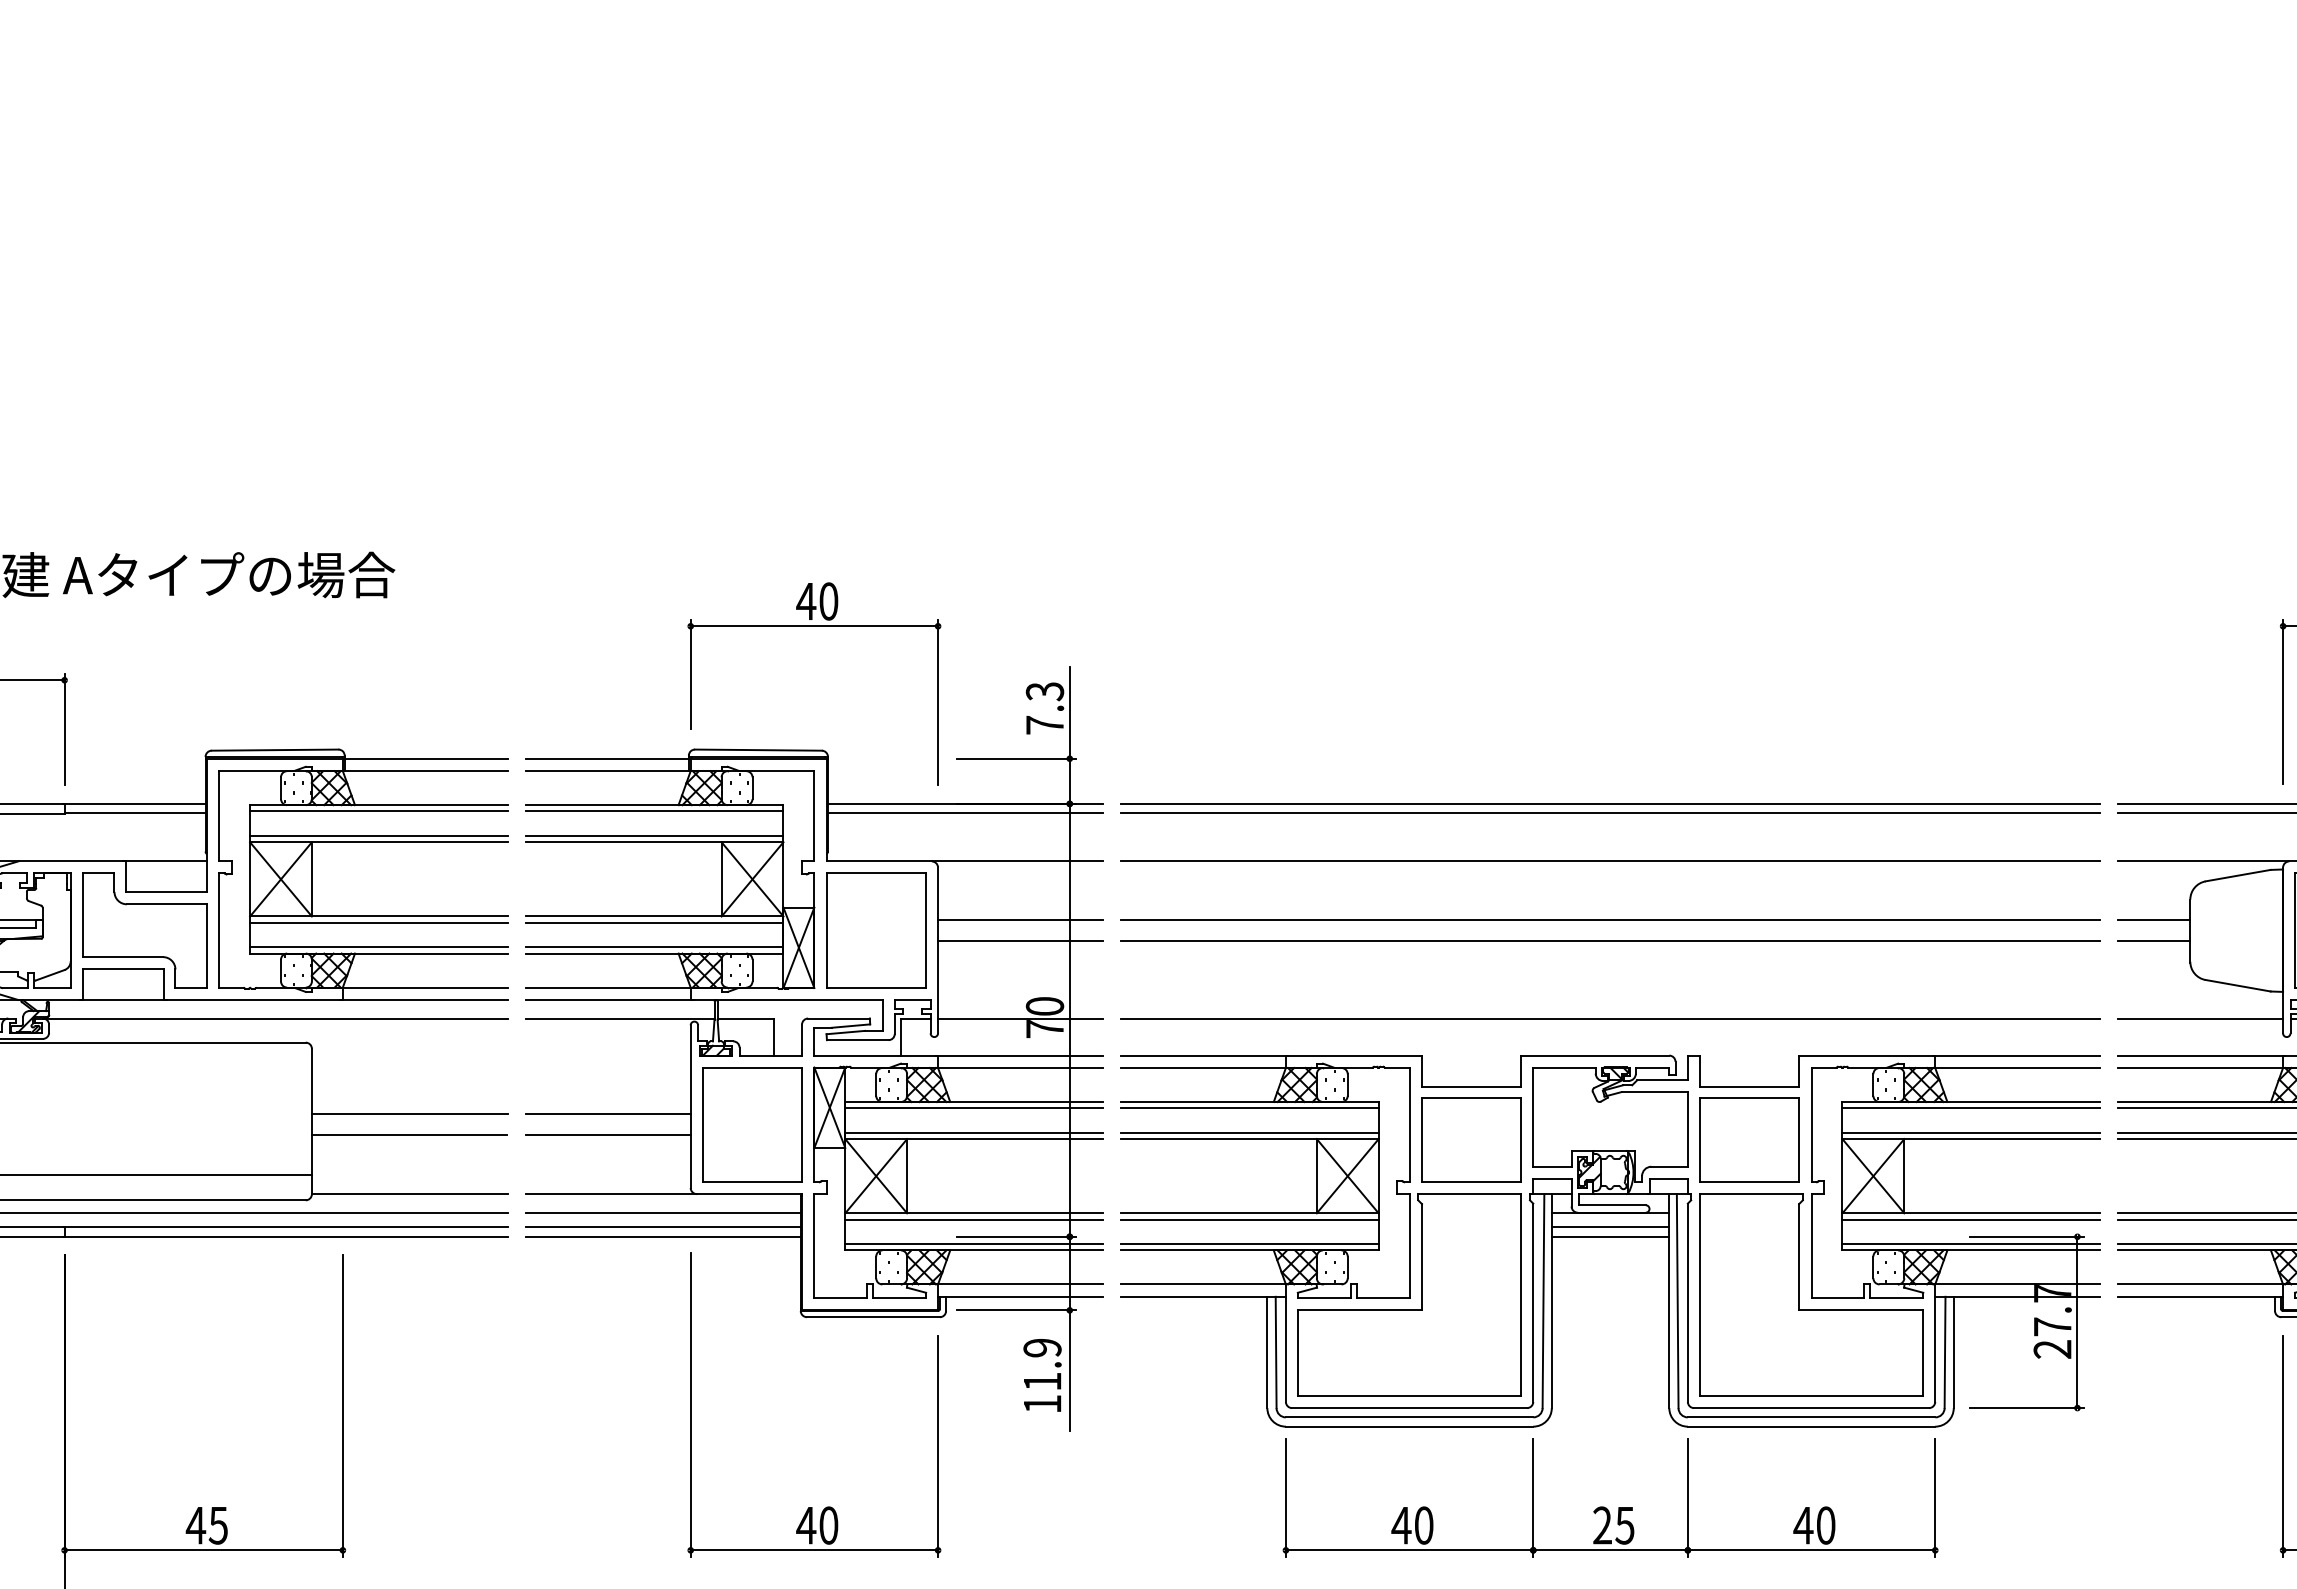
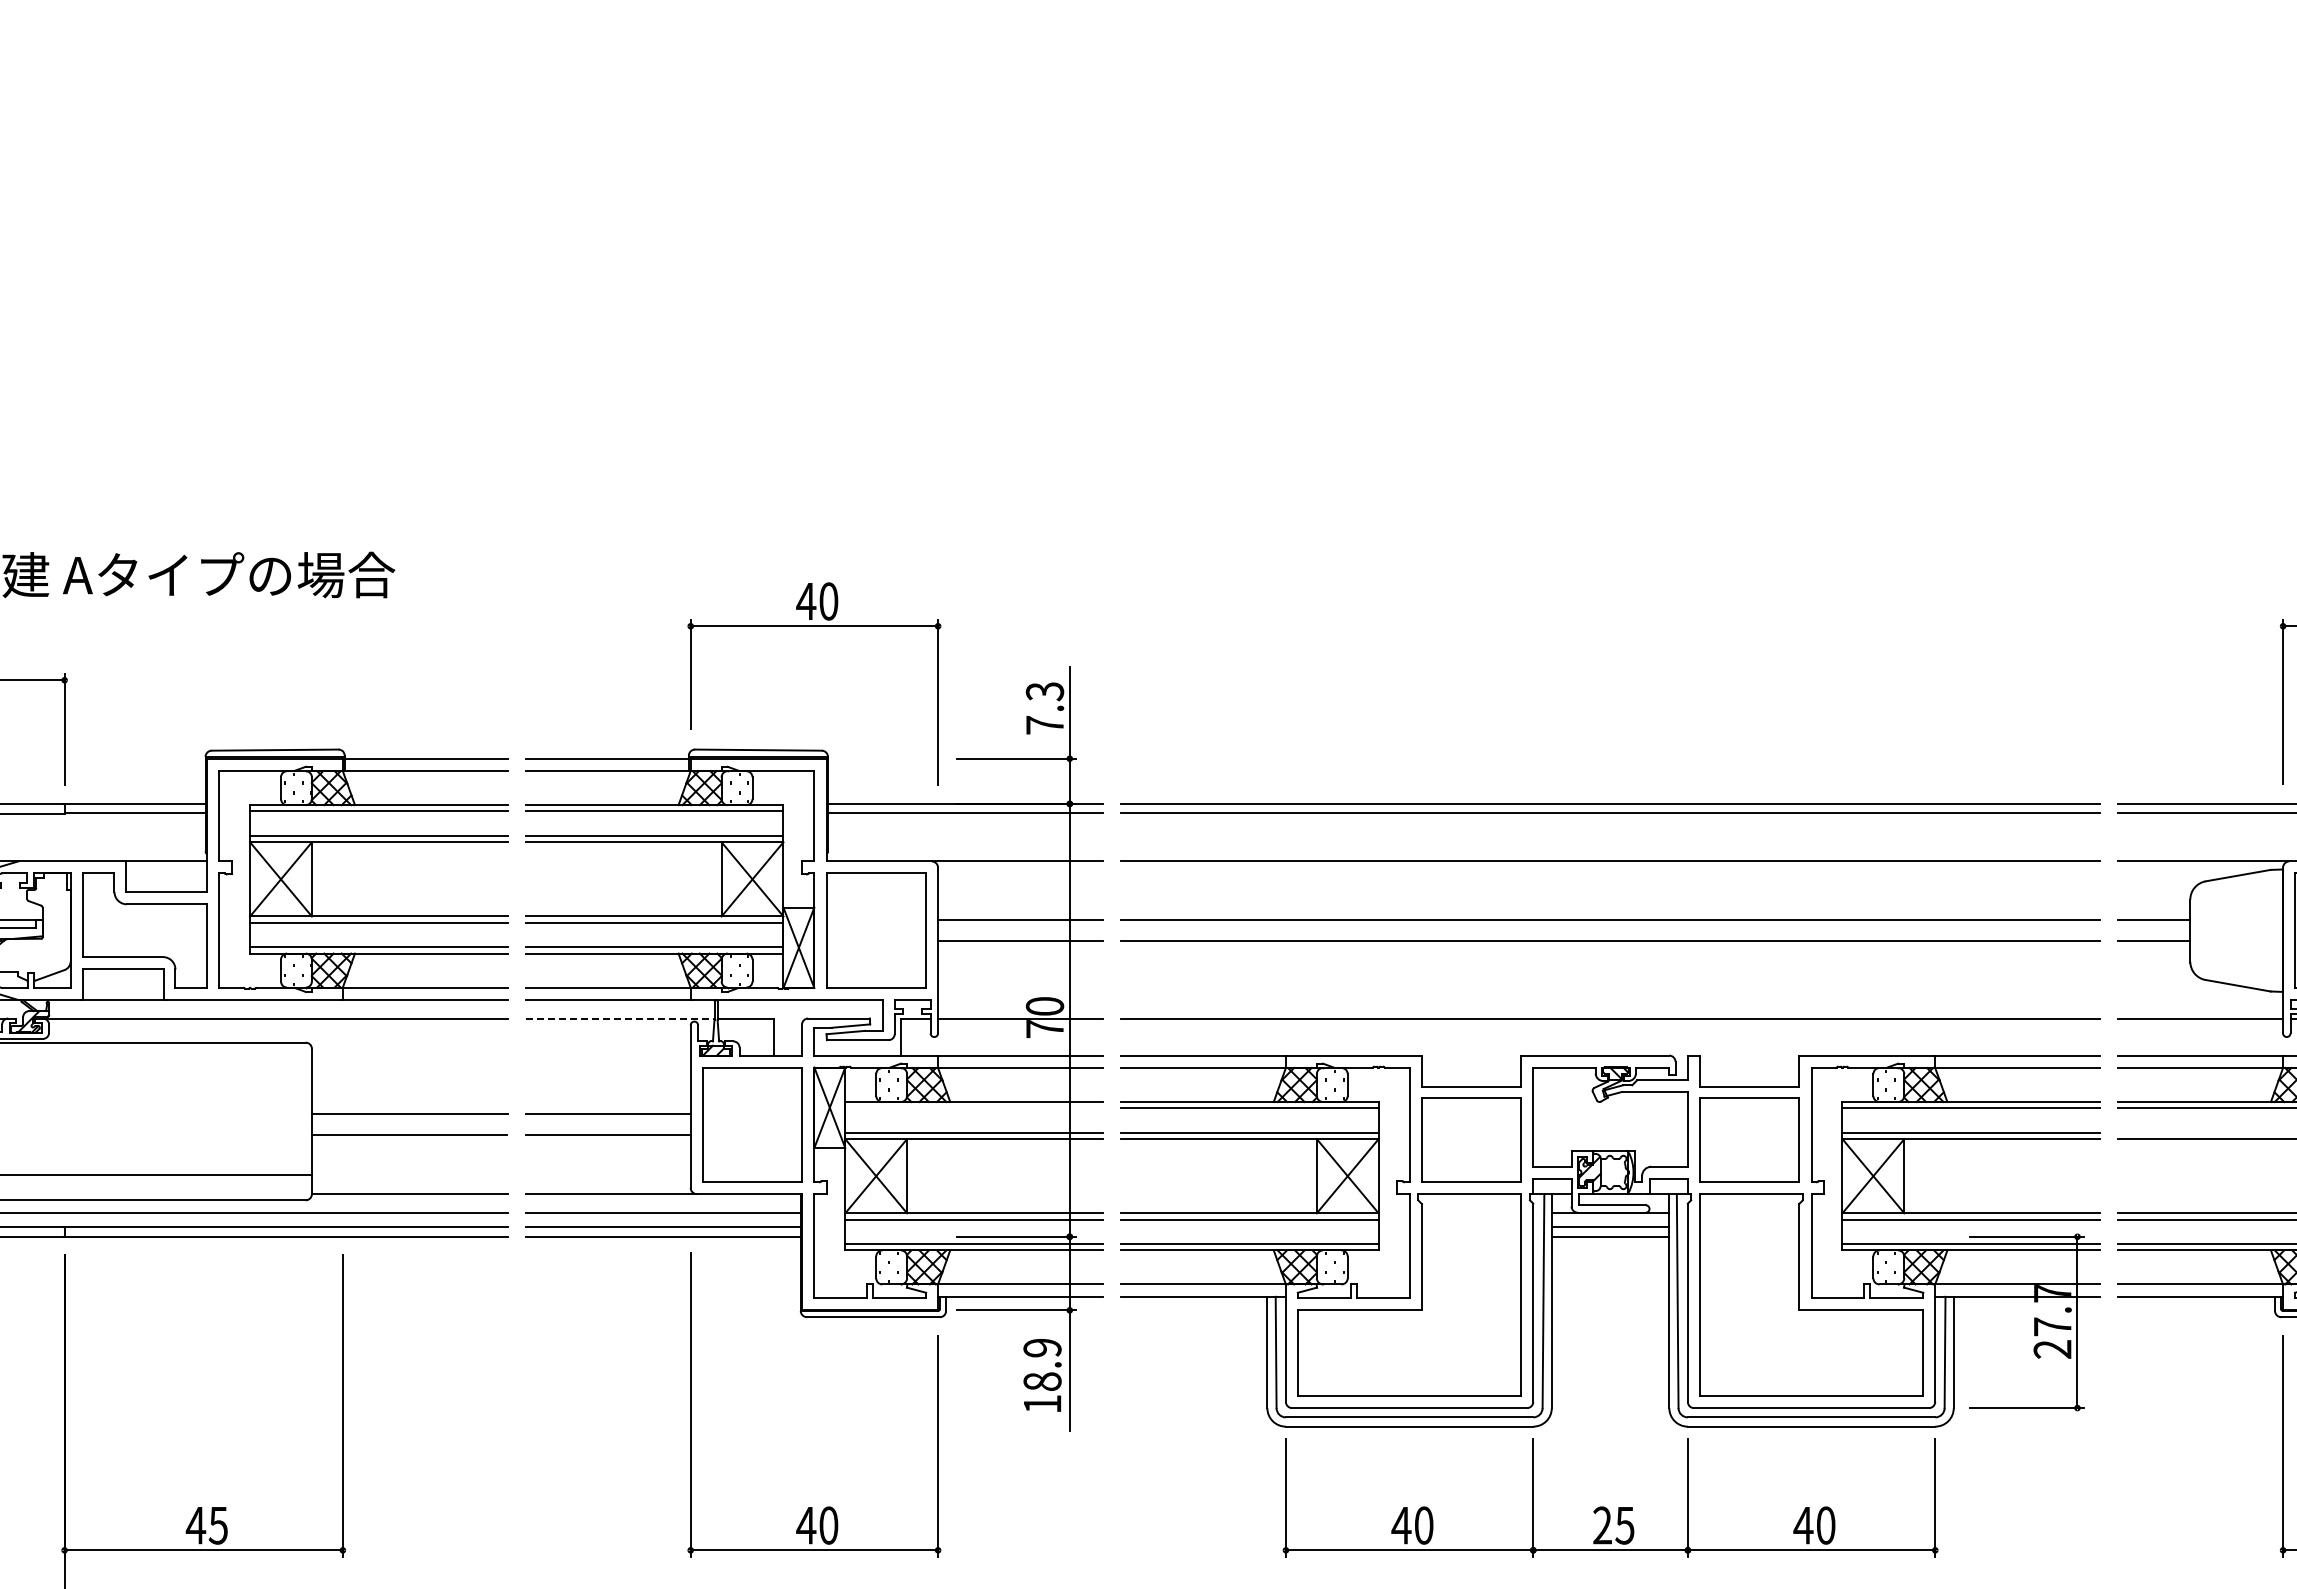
line: solid -> dashed (620, 1018)
line: present -> none (973, 1108)
line: present -> none (2205, 1132)
text: 11.9 -> 18.9 (1042, 1381)
